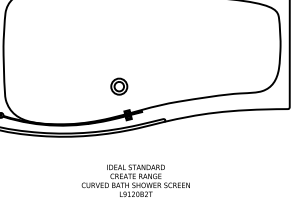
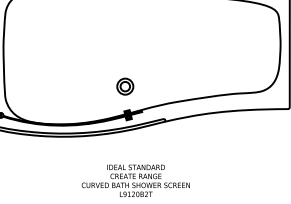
part position: (119, 86) -> (125, 86) (125, 86)
